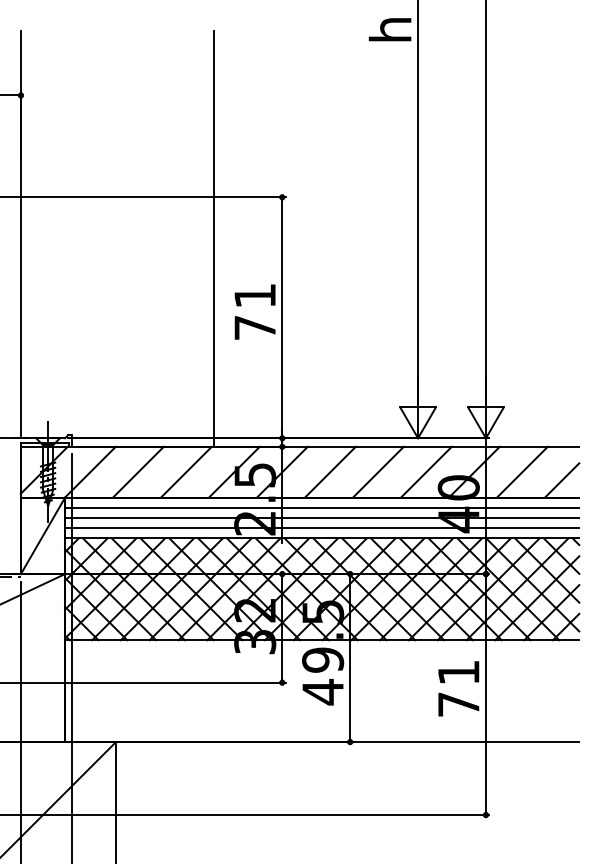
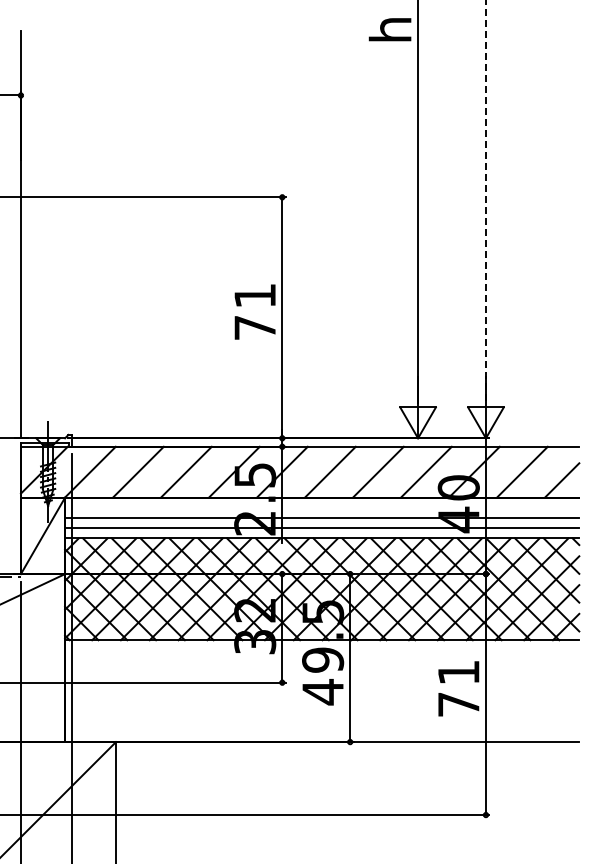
line: solid -> dashed (485, 201)
line: present -> none (214, 238)
line: present -> none (322, 507)
